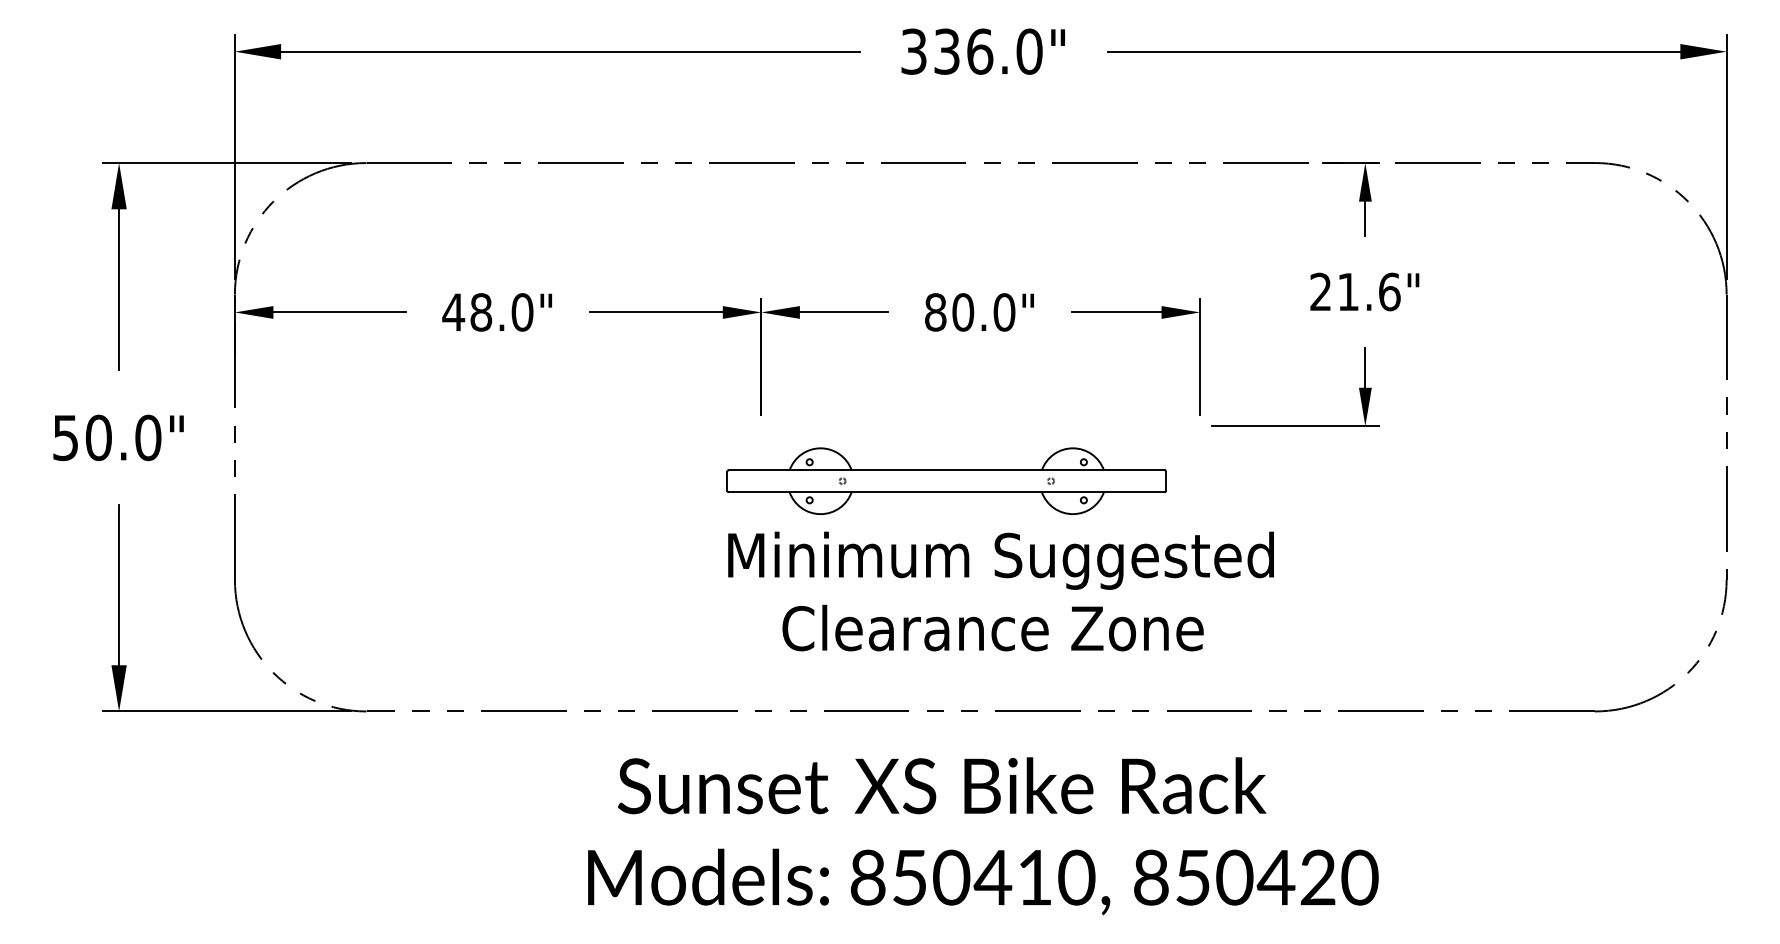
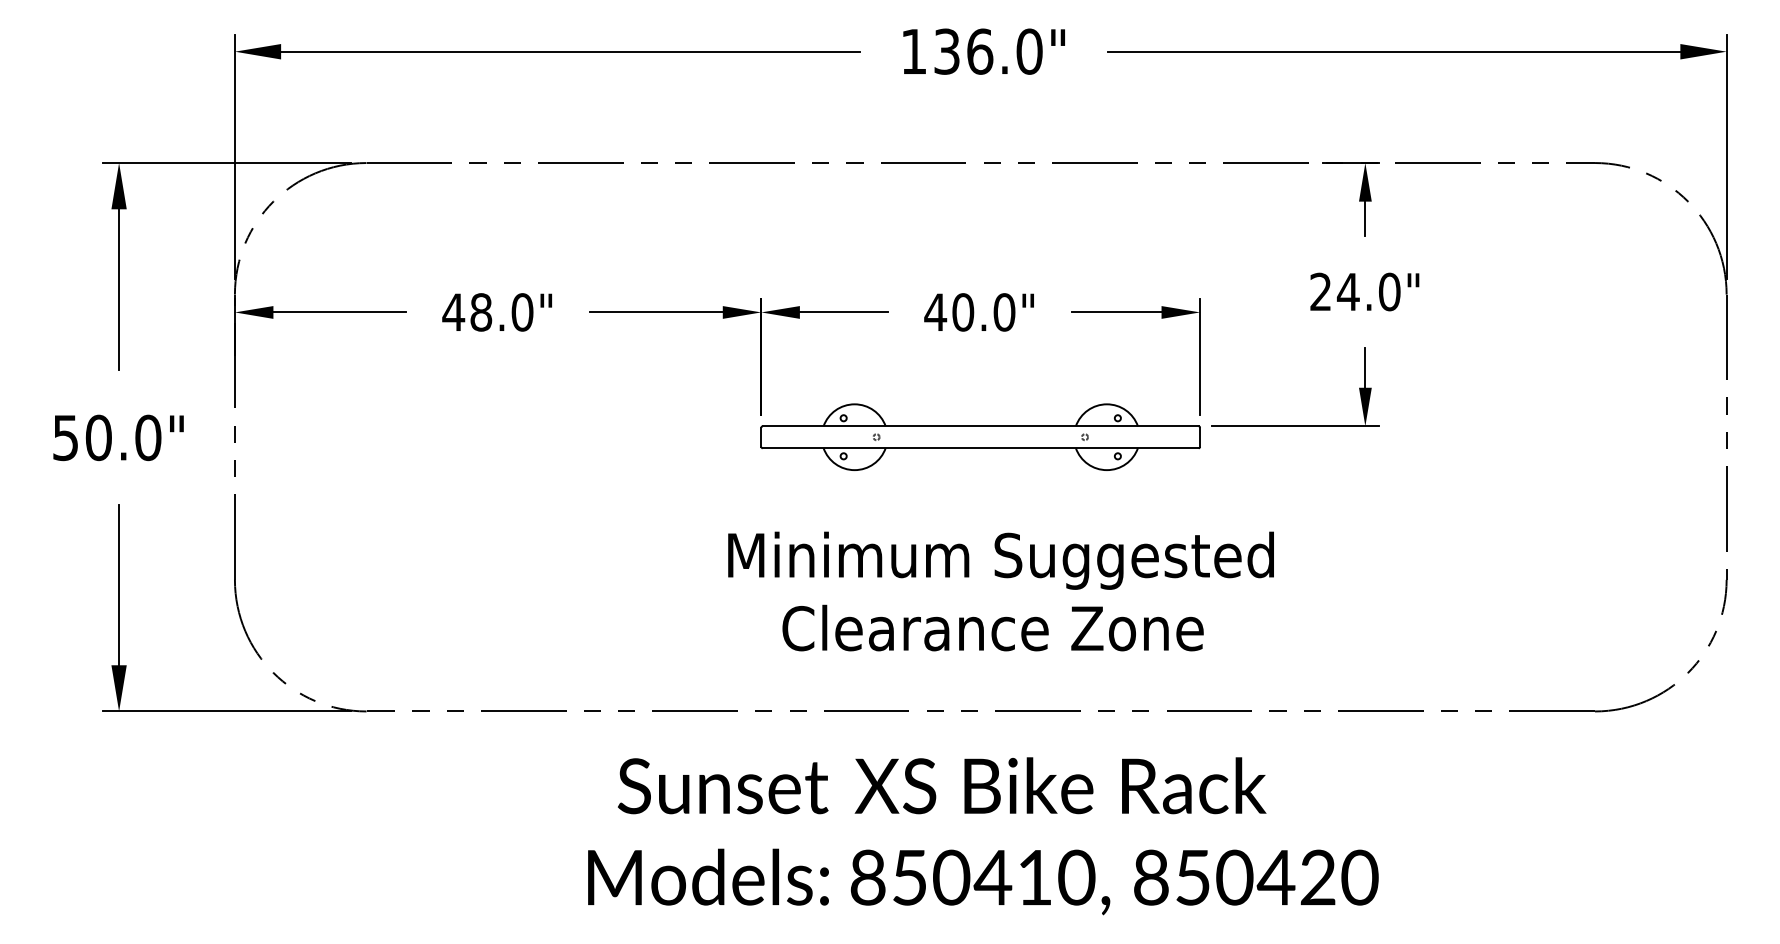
text: 336.0" -> 136.0" (913, 51)
text: 21.6" -> 24.0" (1368, 291)
text: 80.0" -> 40.0" (935, 312)
part position: (946, 480) -> (980, 436) (980, 436)
